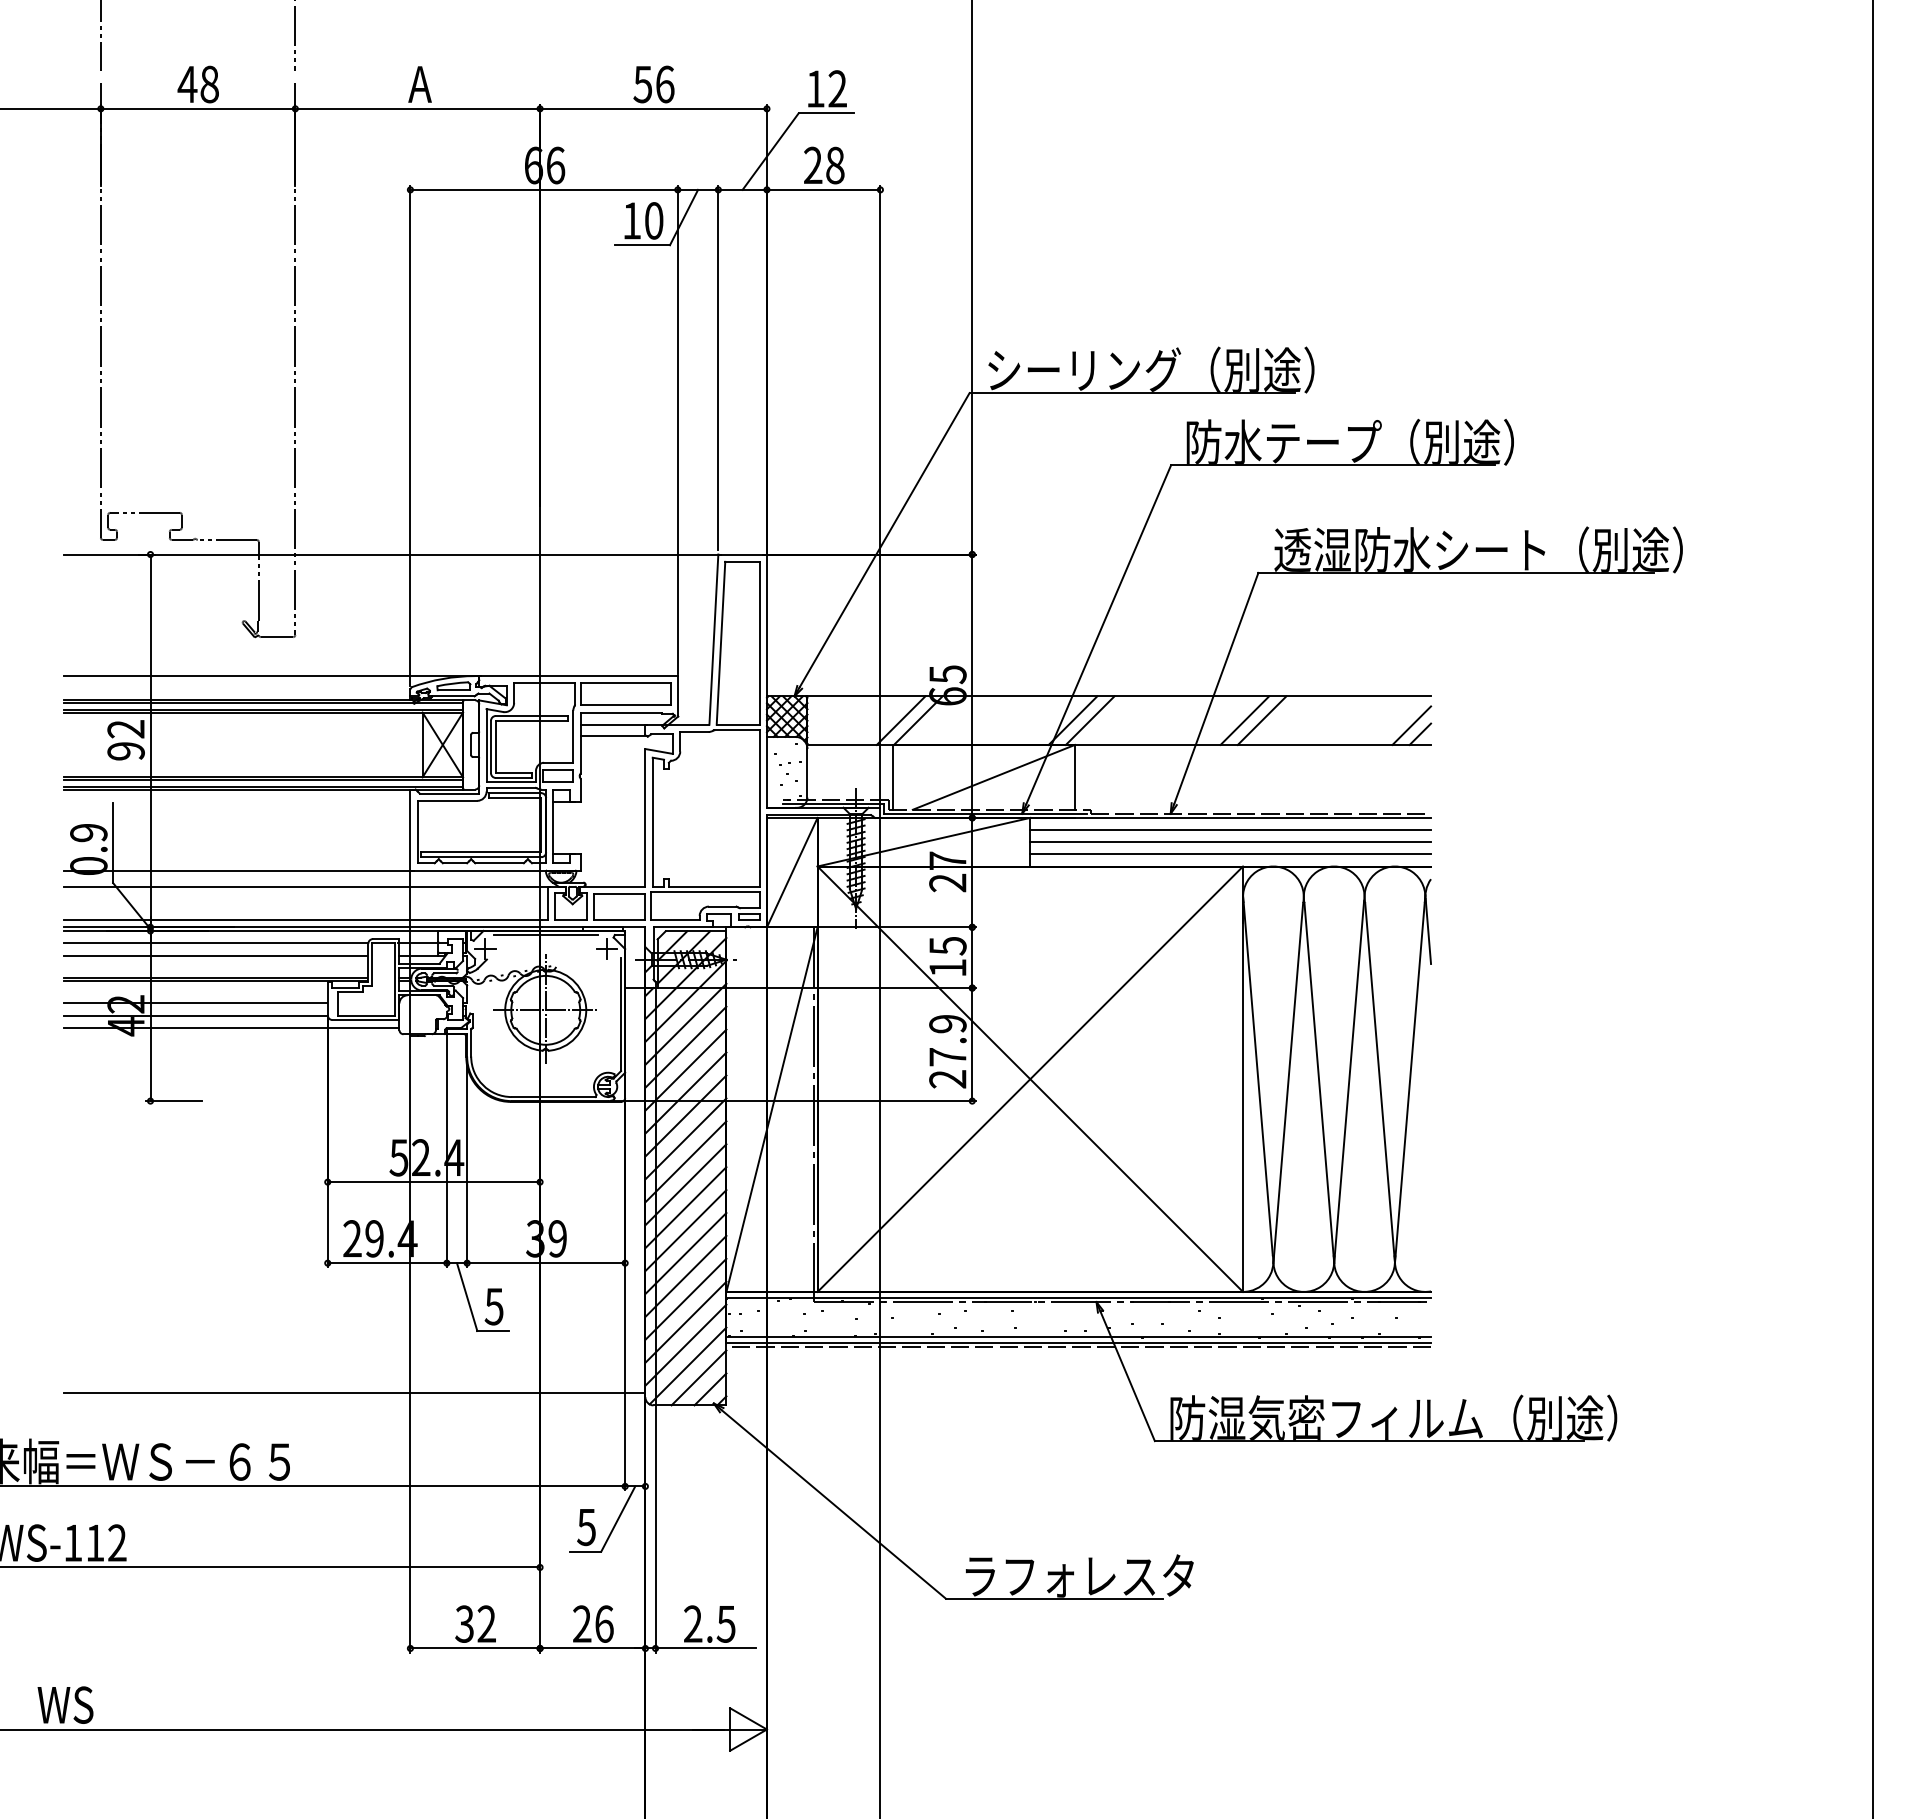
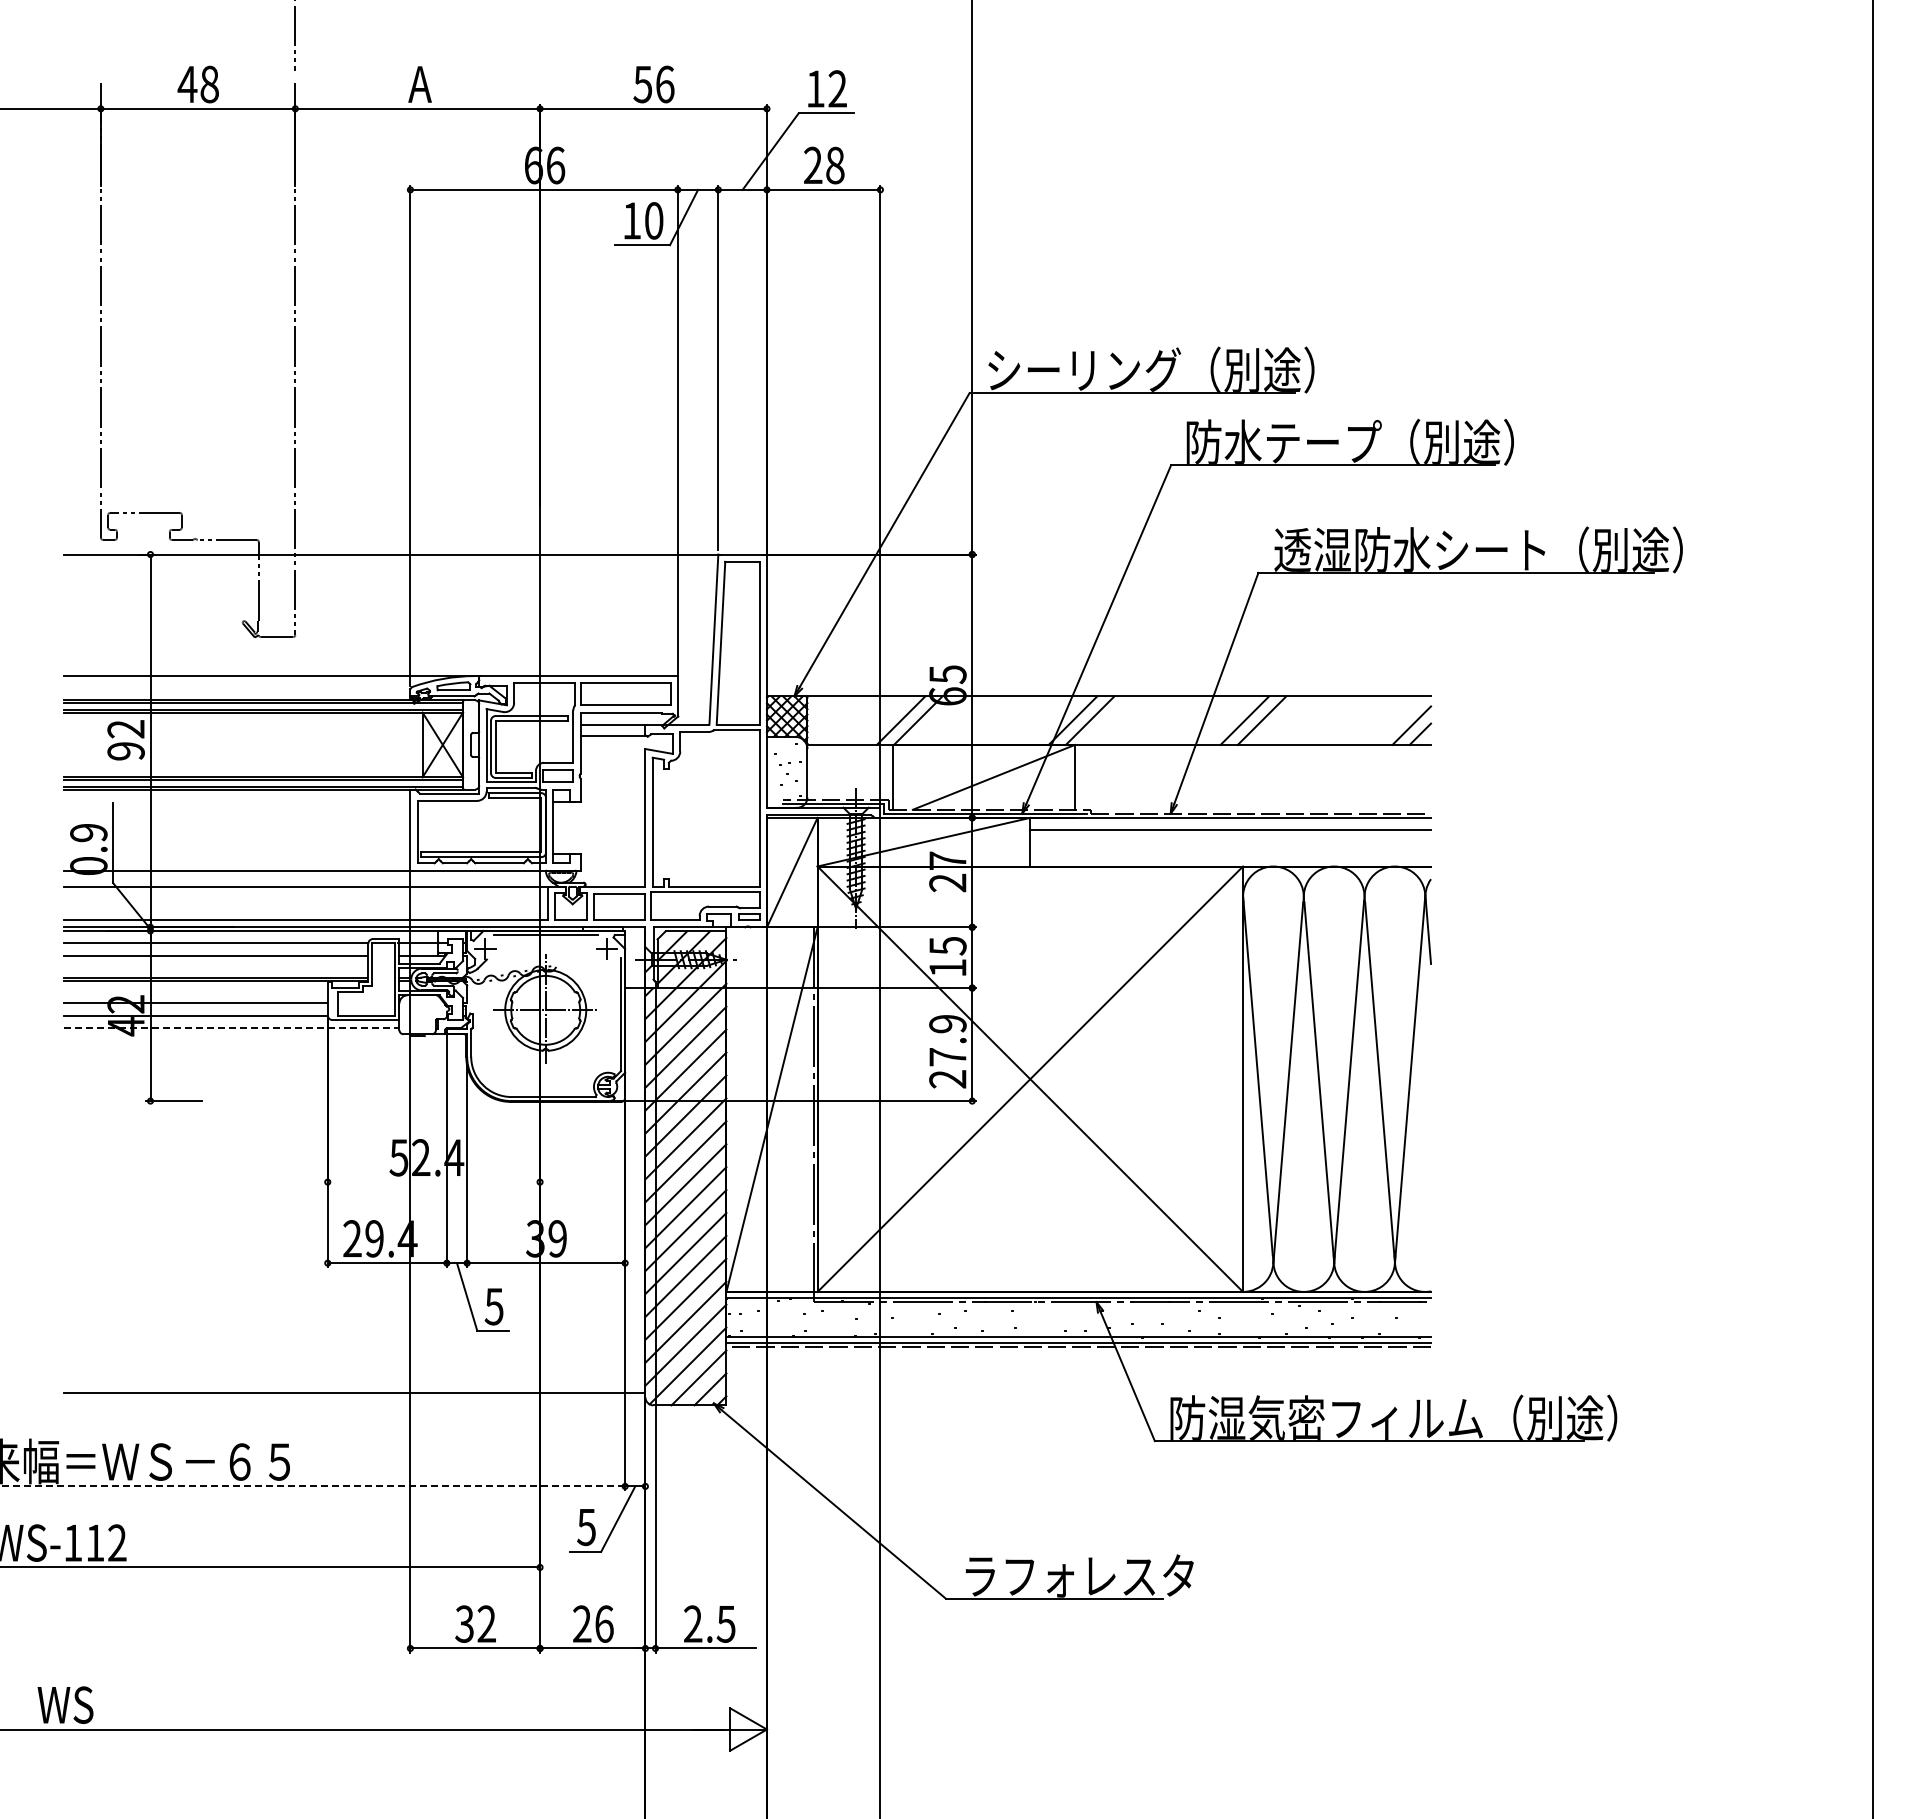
line: present -> none (100, 36)
line: present -> none (1230, 842)
line: present -> none (1230, 854)
line: solid -> dashed (231, 1028)
line: present -> none (433, 1182)
line: solid -> dashed (312, 1486)
